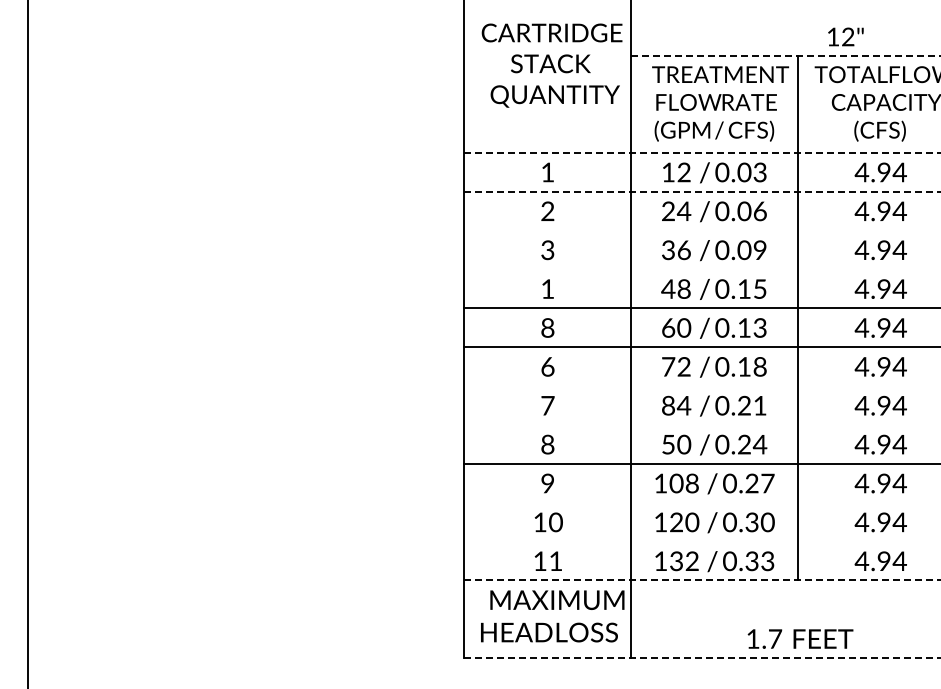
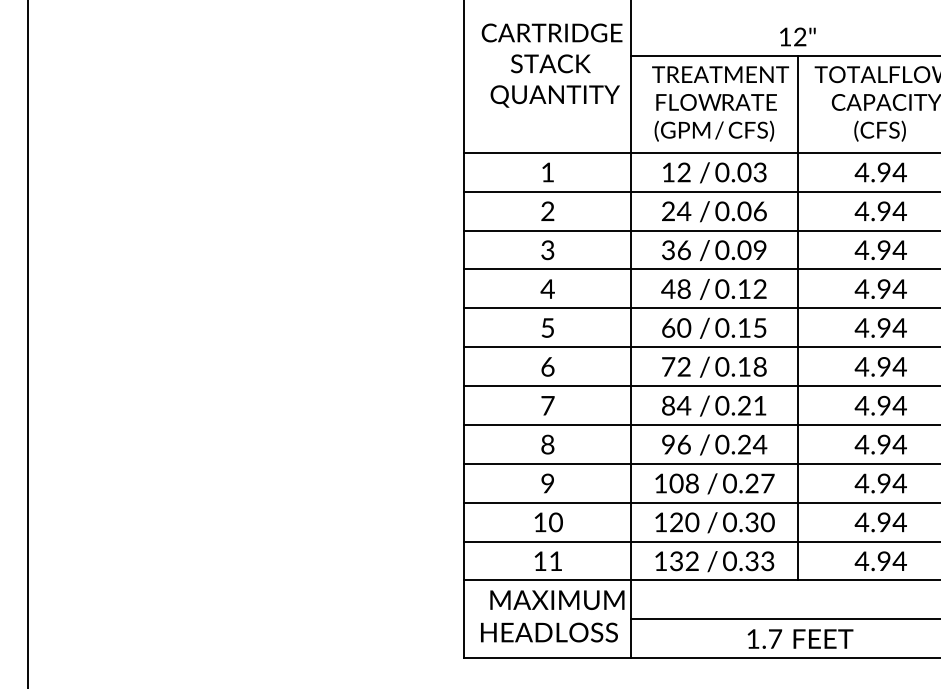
text position: (845, 36) -> (797, 36) (797, 36)
line: dashed -> solid (785, 56)
line: dashed -> solid (702, 152)
line: dashed -> solid (702, 191)
line: none -> present (700, 230)
line: none -> present (700, 269)
text: 1 -> 4 (547, 288)
text: 0.15 -> 0.12 (759, 288)
text: 8 -> 5 (547, 327)
text: 0.13 -> 0.15 (759, 327)
line: none -> present (700, 386)
line: none -> present (700, 424)
text: 50 -> 96 (676, 444)
line: none -> present (700, 502)
line: none -> present (700, 541)
line: dashed -> solid (702, 580)
line: none -> present (783, 619)
line: dashed -> solid (702, 658)
